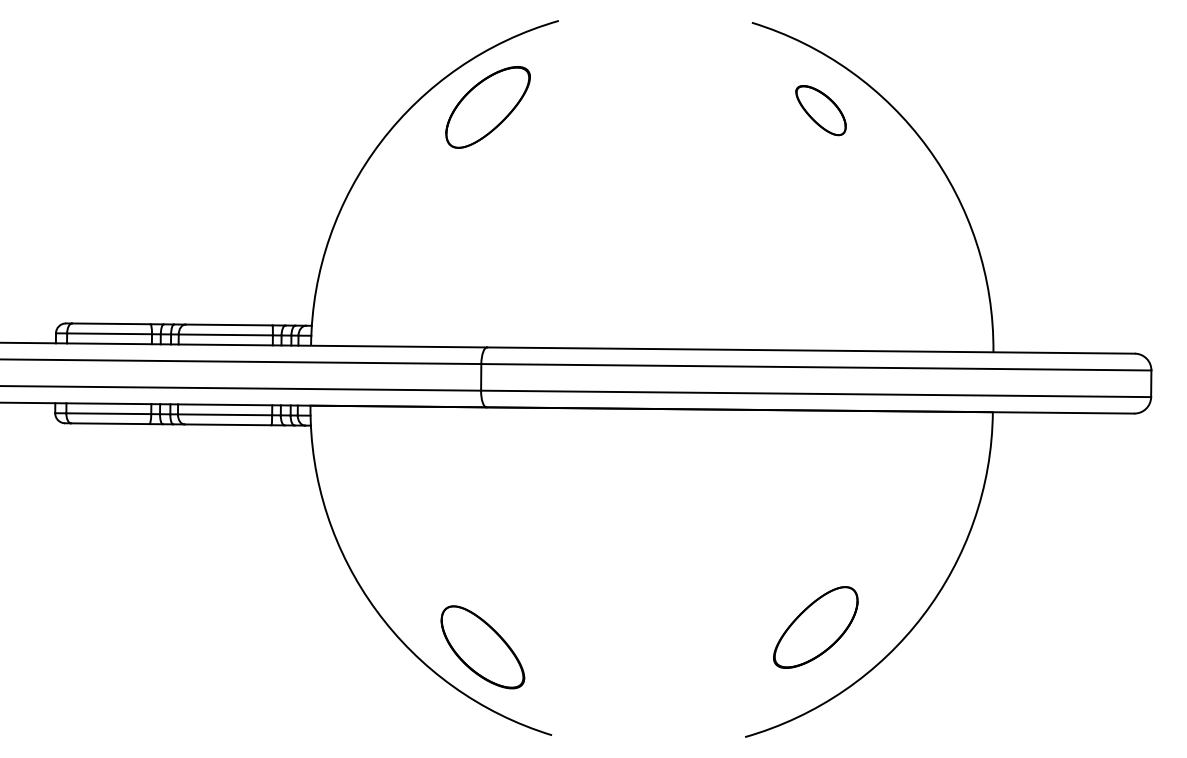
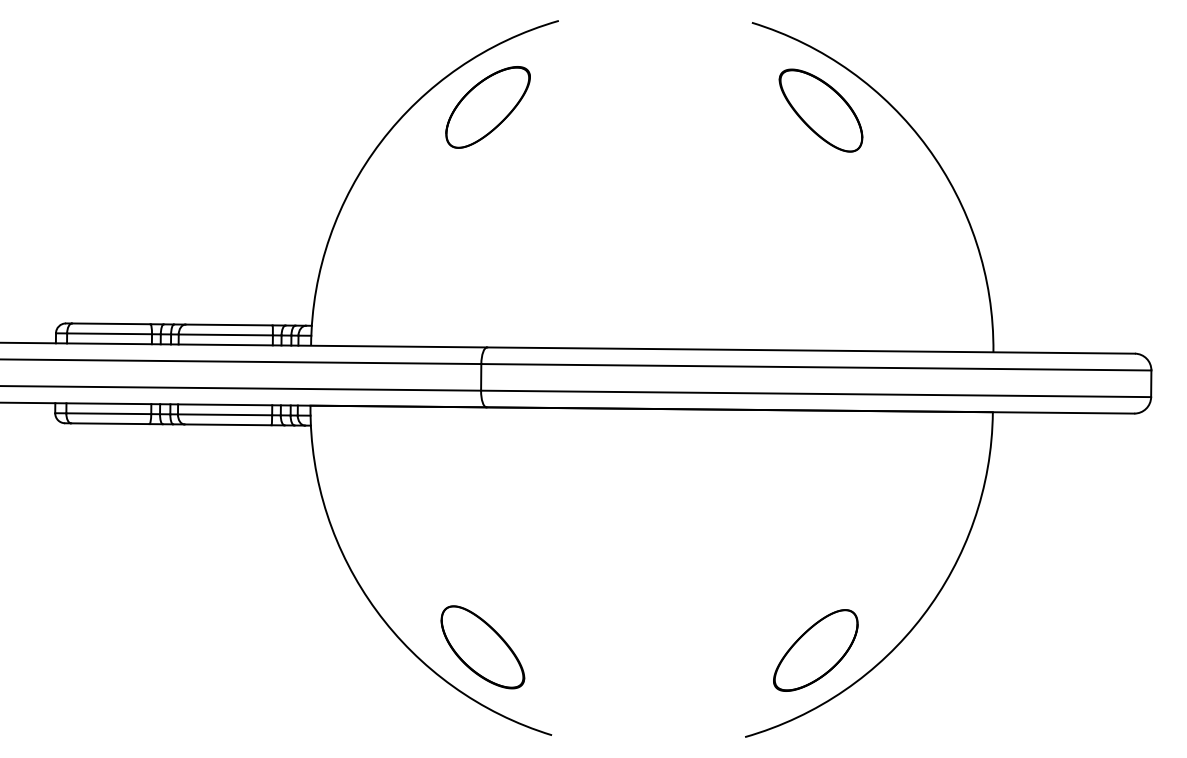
part size: 52x52 px -> 86x85 px (820, 110)
part position: (815, 627) -> (815, 650) (815, 650)
